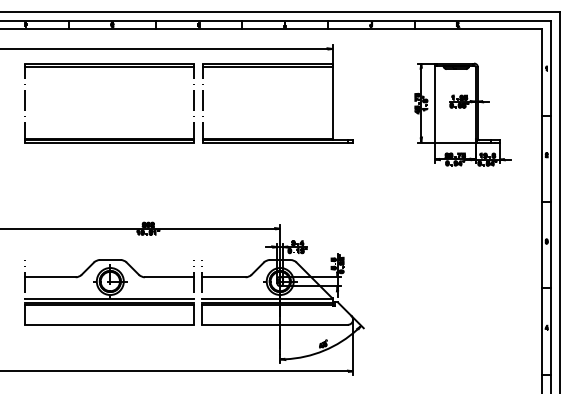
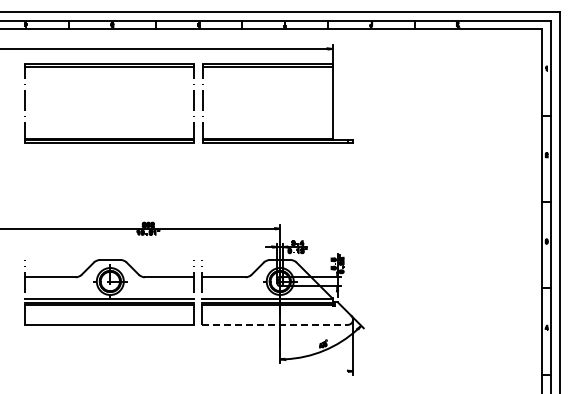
part: present -> none (462, 114)
line: solid -> dashed (275, 324)
line: present -> none (174, 371)
